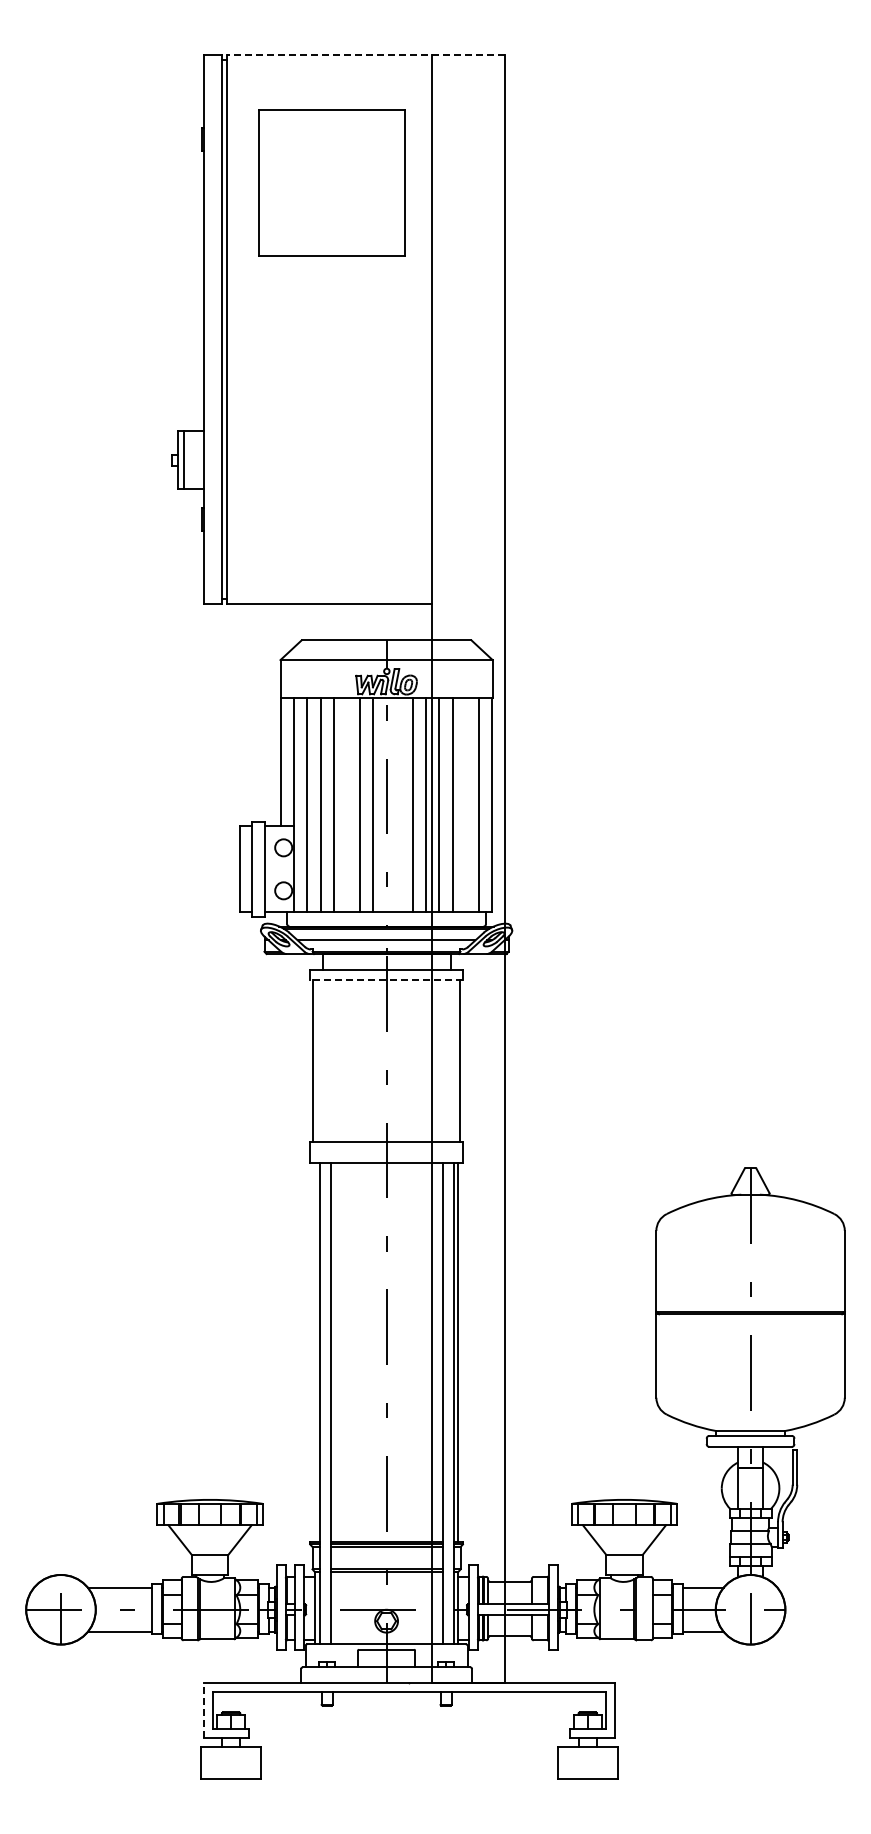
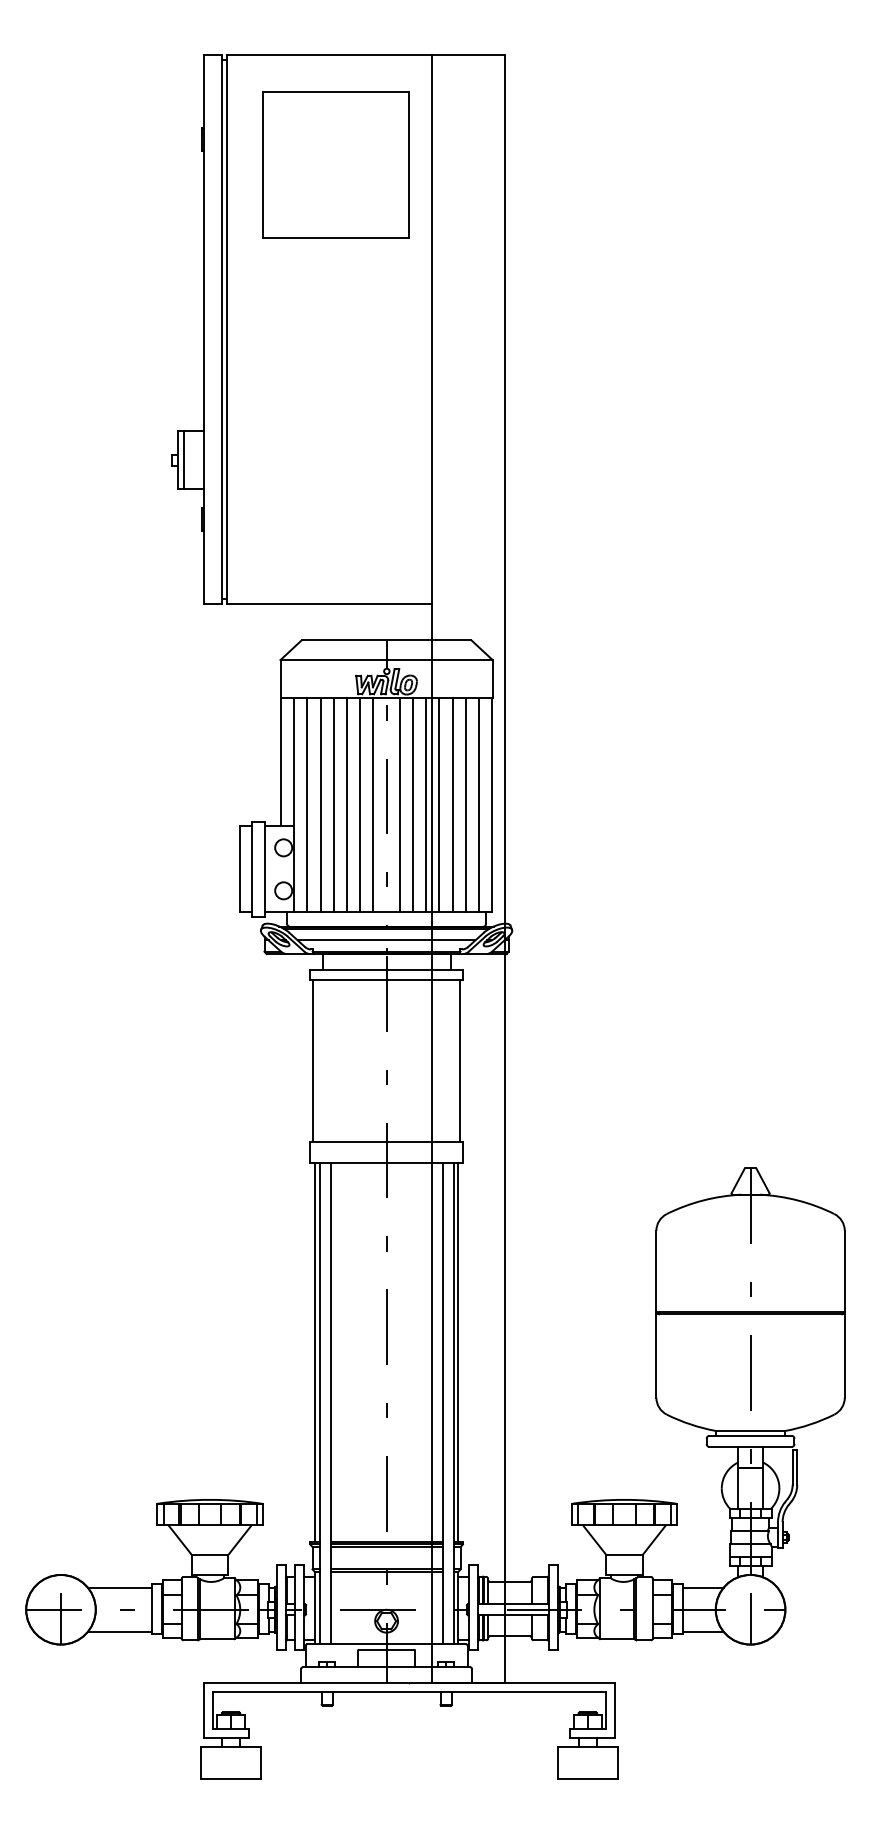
line: dashed -> solid (365, 55)
part position: (331, 182) -> (335, 164) (335, 164)
line: none -> present (346, 804)
line: none -> present (399, 804)
line: none -> present (465, 804)
line: dashed -> solid (386, 980)
line: none -> present (314, 1352)
line: dashed -> solid (203, 1709)
